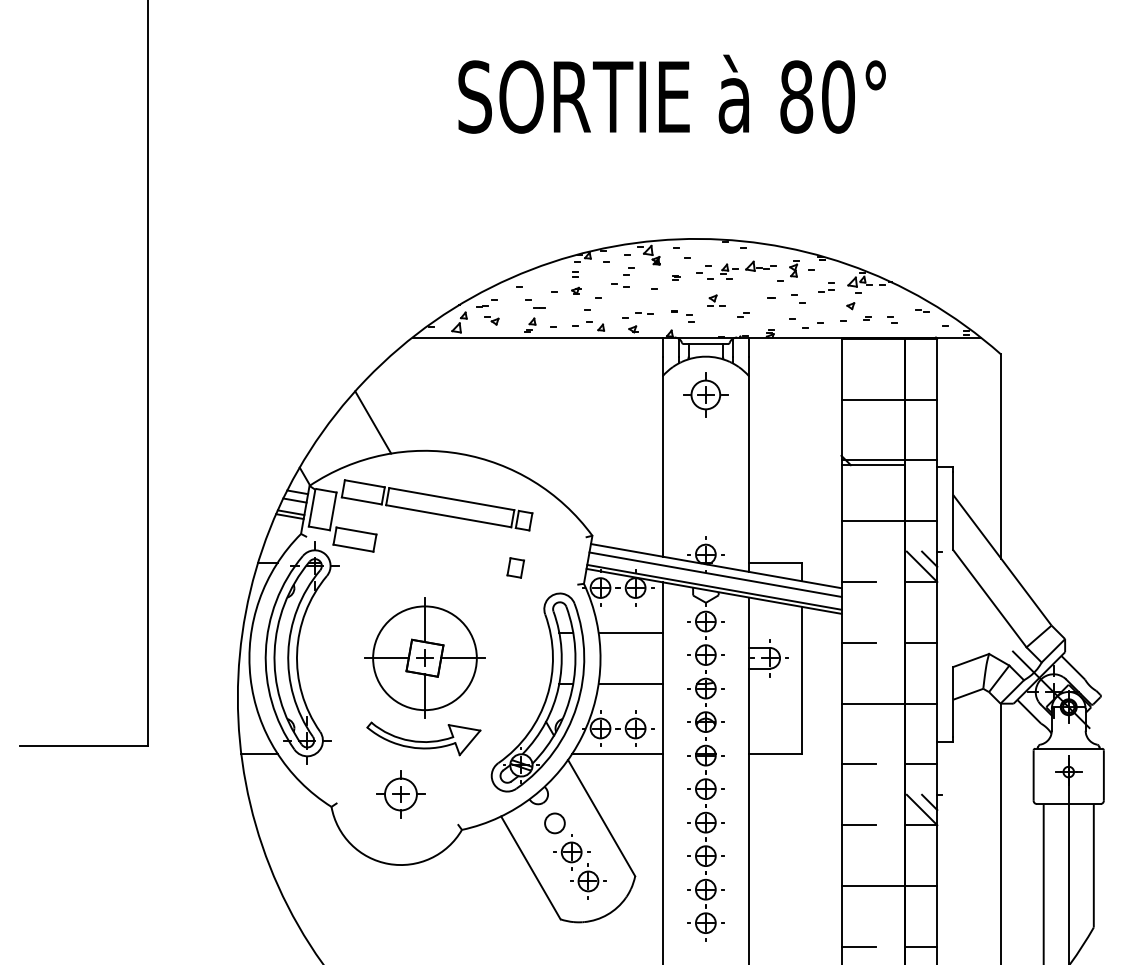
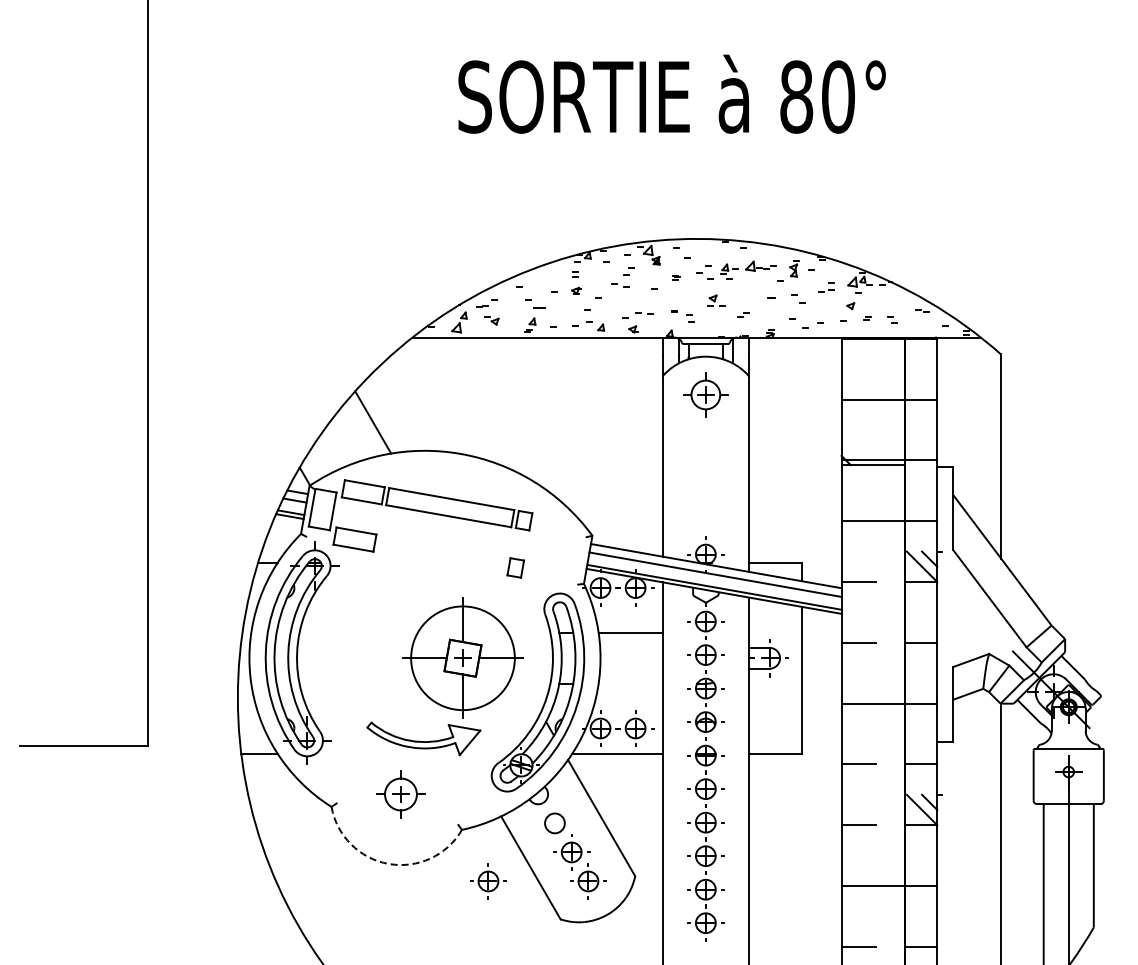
part position: (424, 657) -> (462, 657) (462, 657)
line: present -> none (630, 683)
arc: solid -> dashed (388, 863)
part: none -> present (488, 881)
